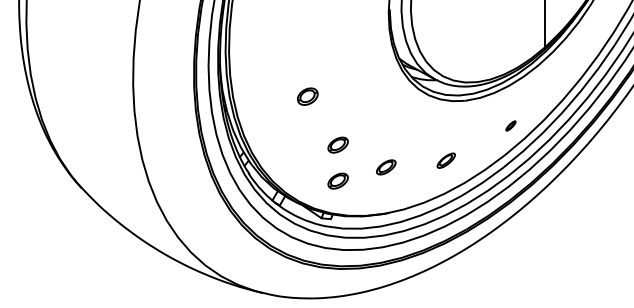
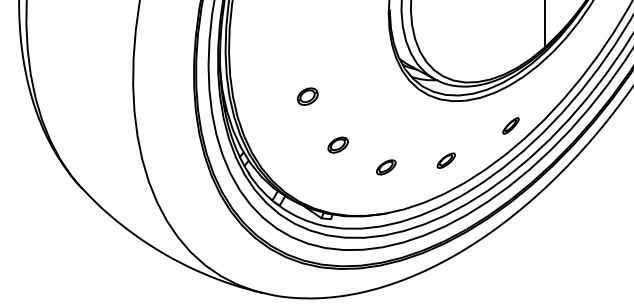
part size: 12x12 px -> 18x18 px (510, 125)
part: present -> none (337, 180)
